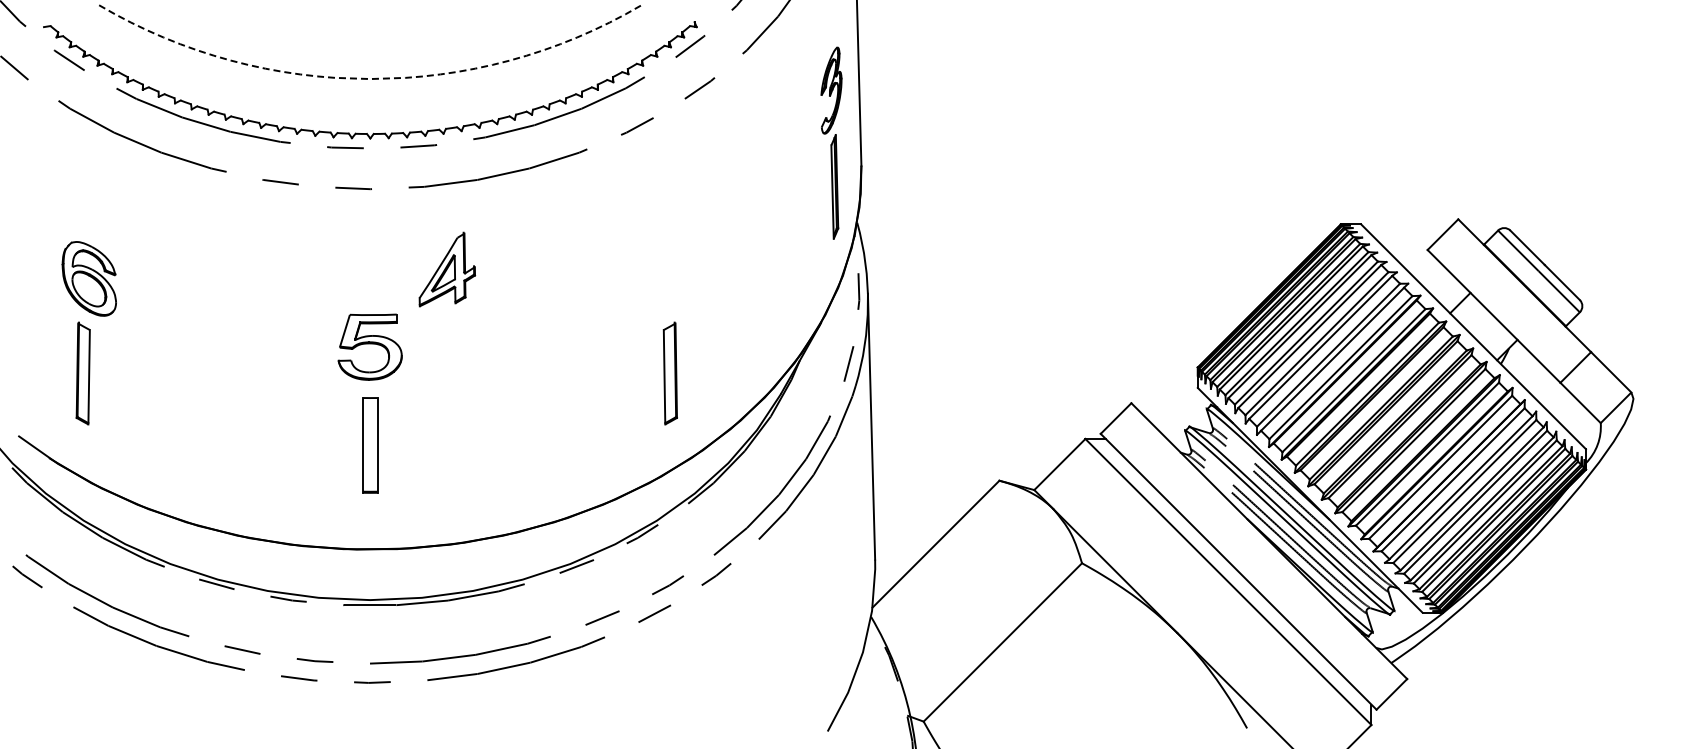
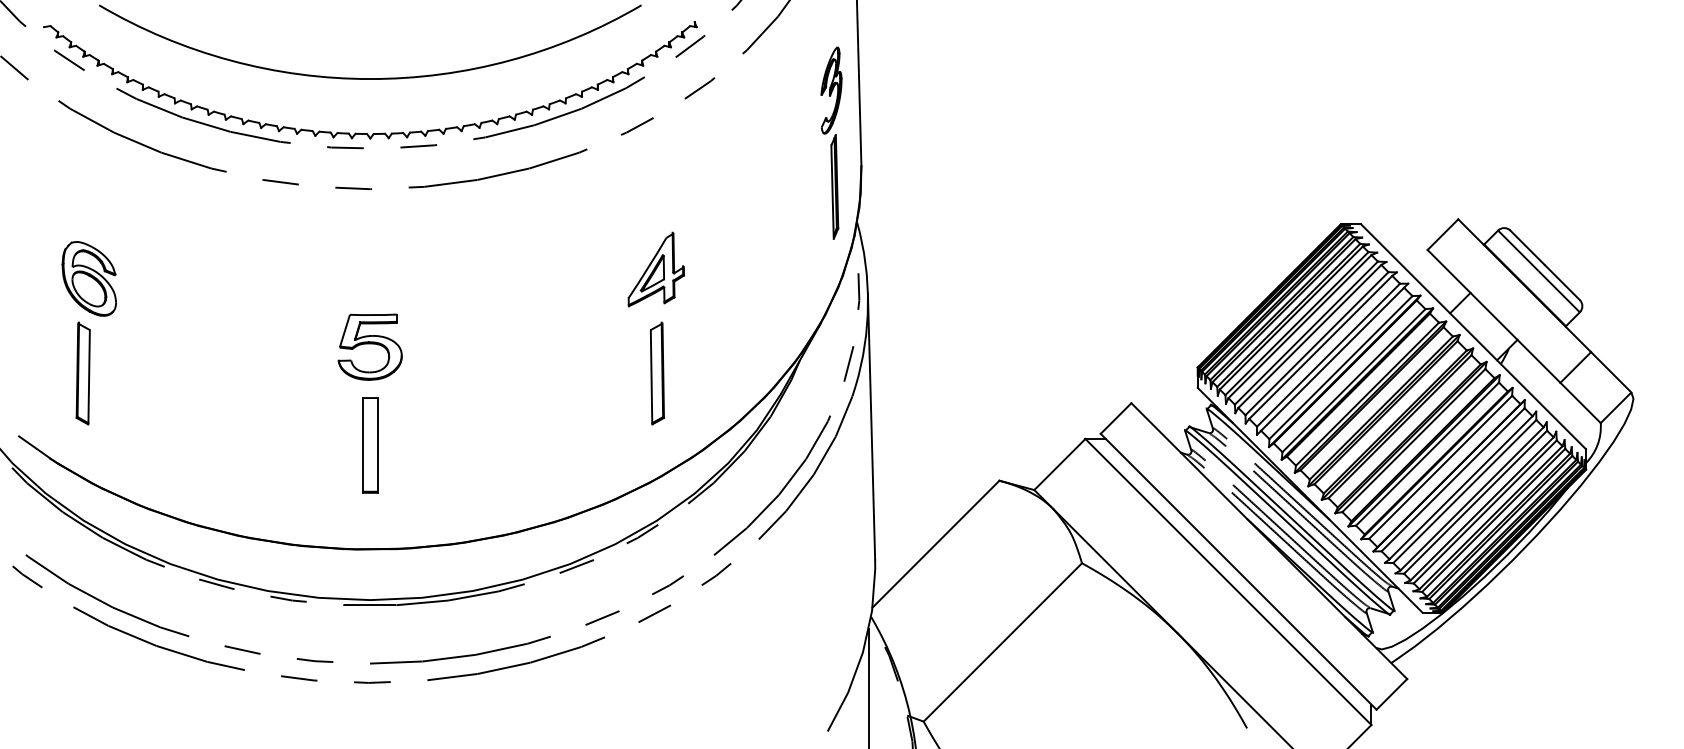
arc: dashed -> solid (370, 79)
part position: (447, 269) -> (656, 269) (656, 269)
part position: (669, 373) -> (656, 373) (656, 373)
line: none -> present (868, 687)
